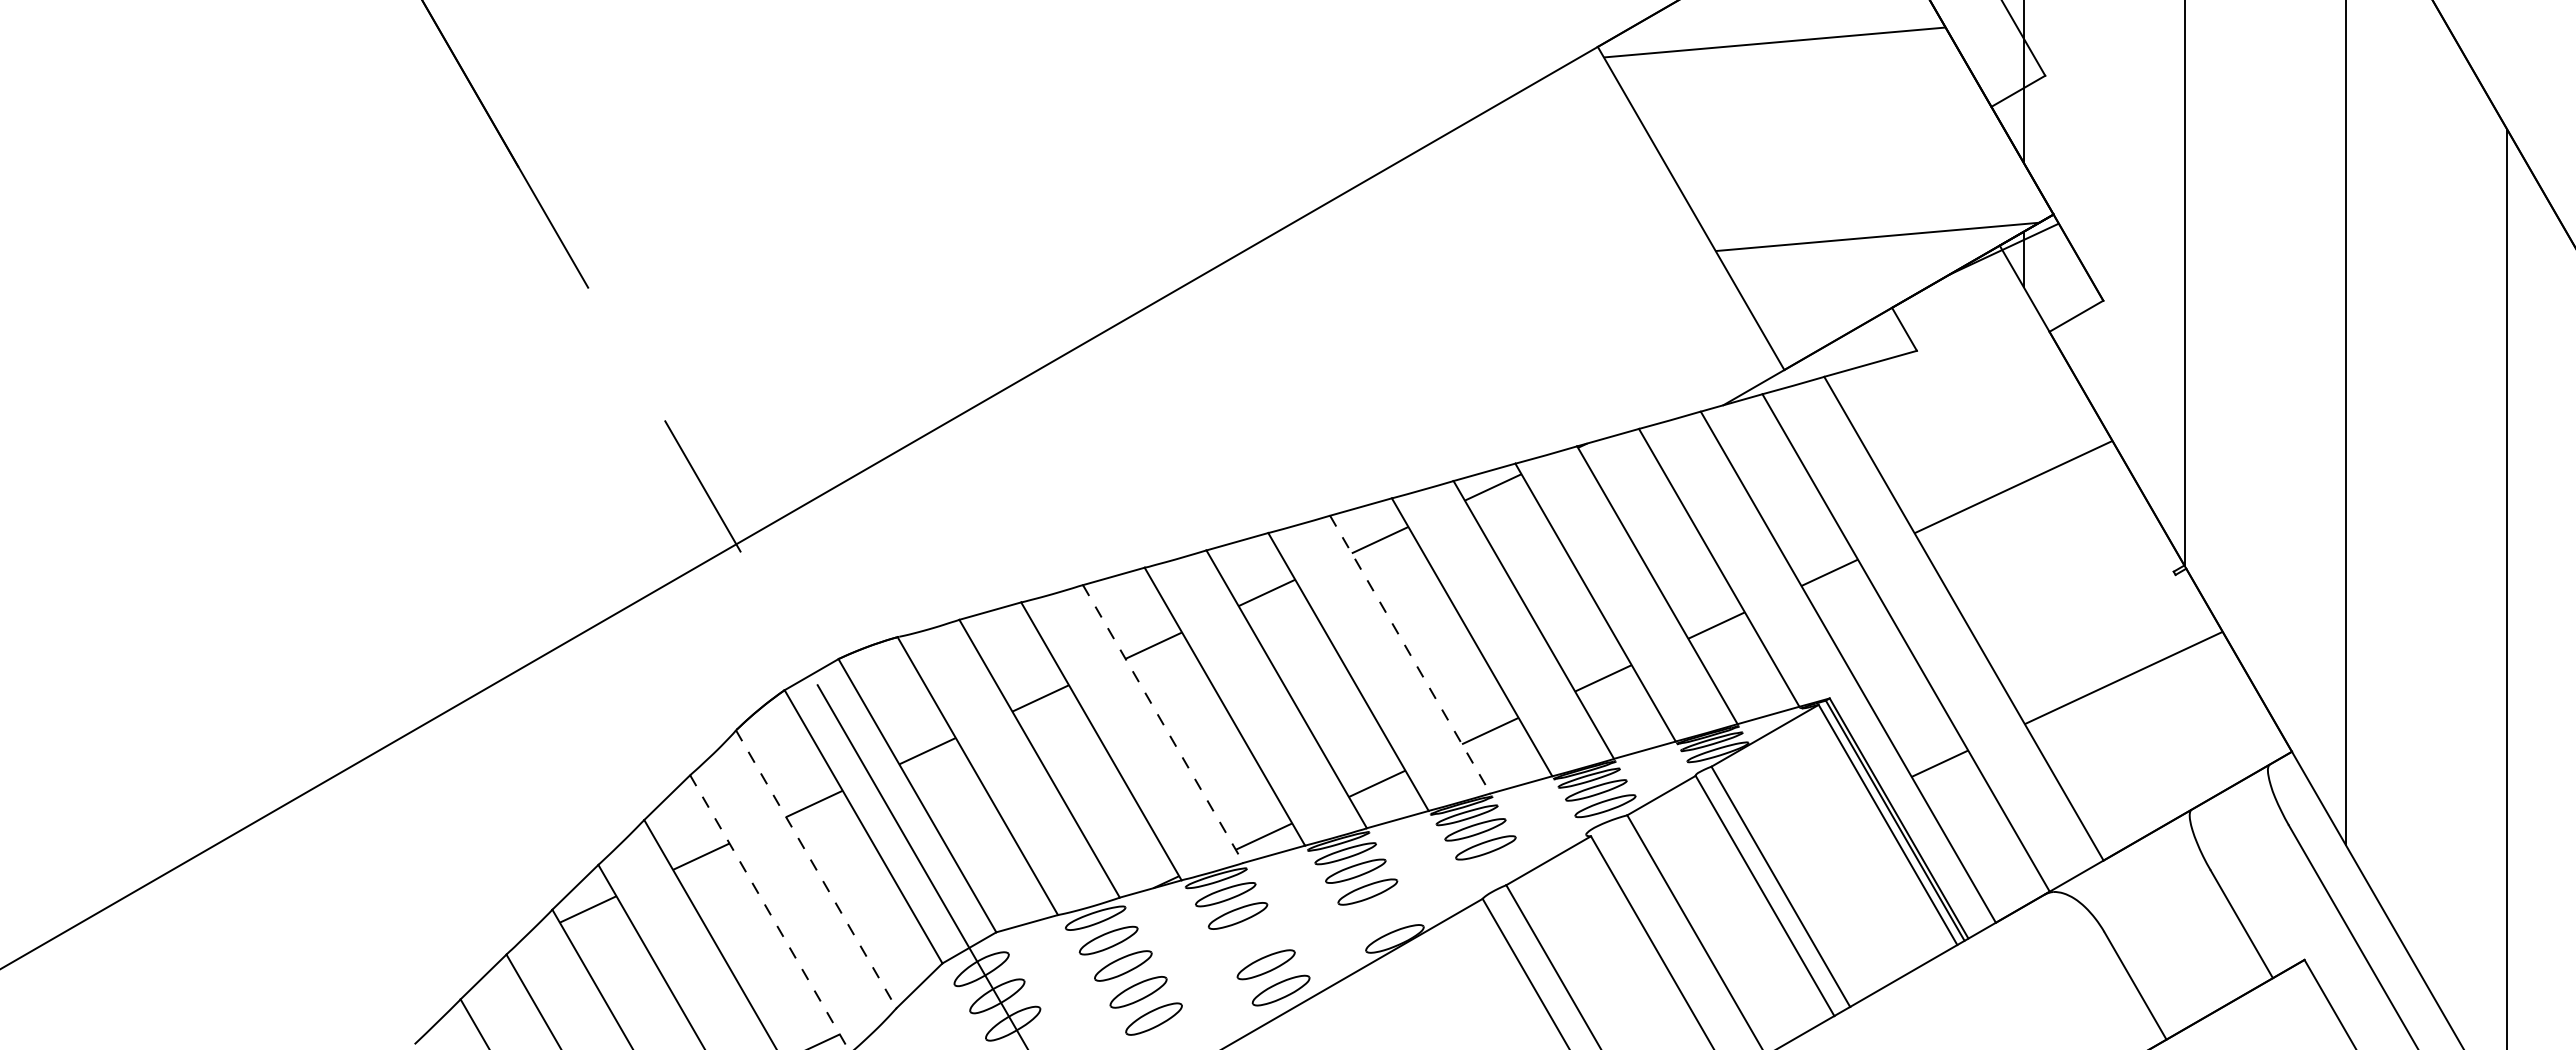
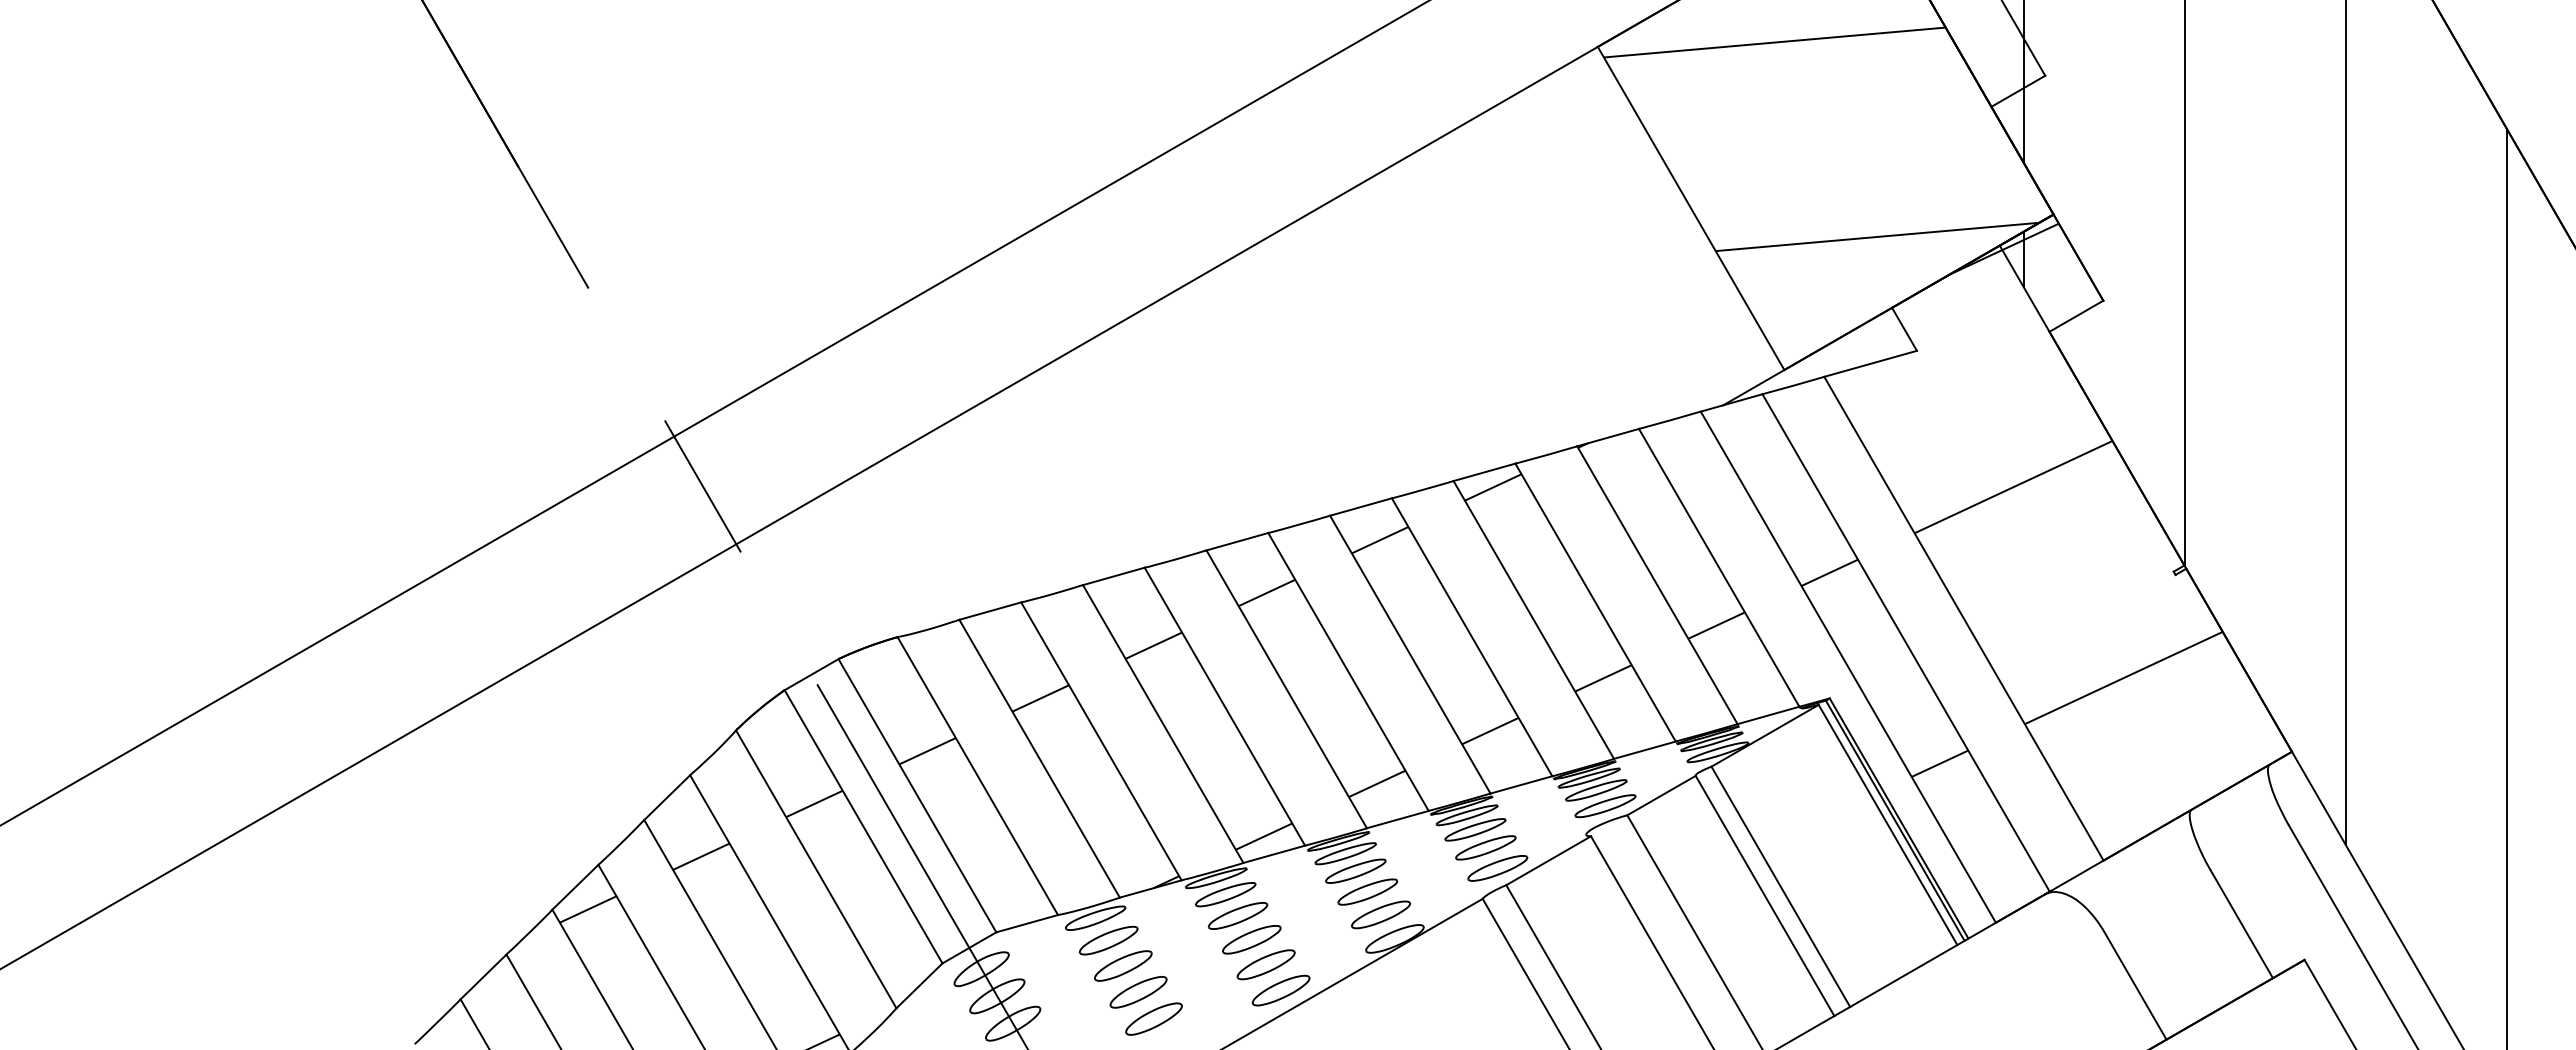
line: none -> present (714, 413)
line: dashed -> solid (1410, 655)
line: dashed -> solid (1163, 724)
part: none -> present (1497, 868)
line: dashed -> solid (816, 869)
line: dashed -> solid (769, 912)
part: none -> present (1380, 914)
part: none -> present (1251, 939)
